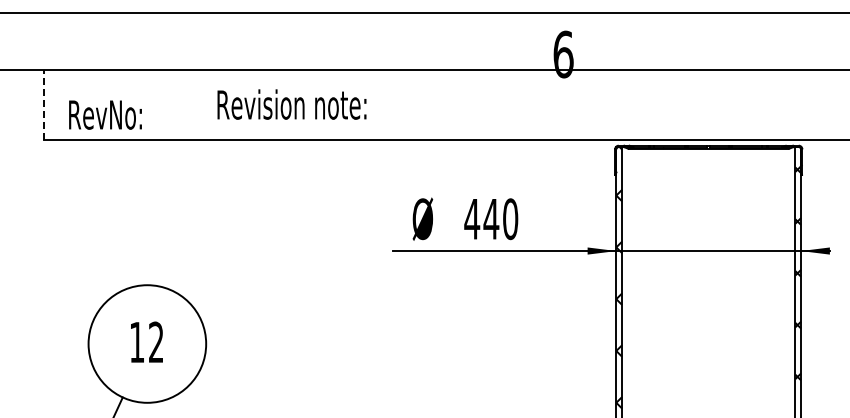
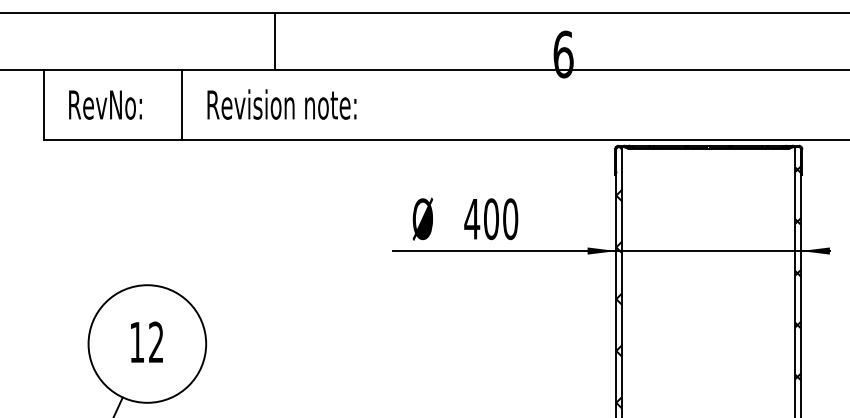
line: none -> present (274, 41)
line: dashed -> solid (43, 104)
line: none -> present (182, 104)
text position: (291, 104) -> (281, 104) (281, 104)
text position: (105, 114) -> (105, 104) (105, 104)
text: 440 -> 400 (491, 219)
